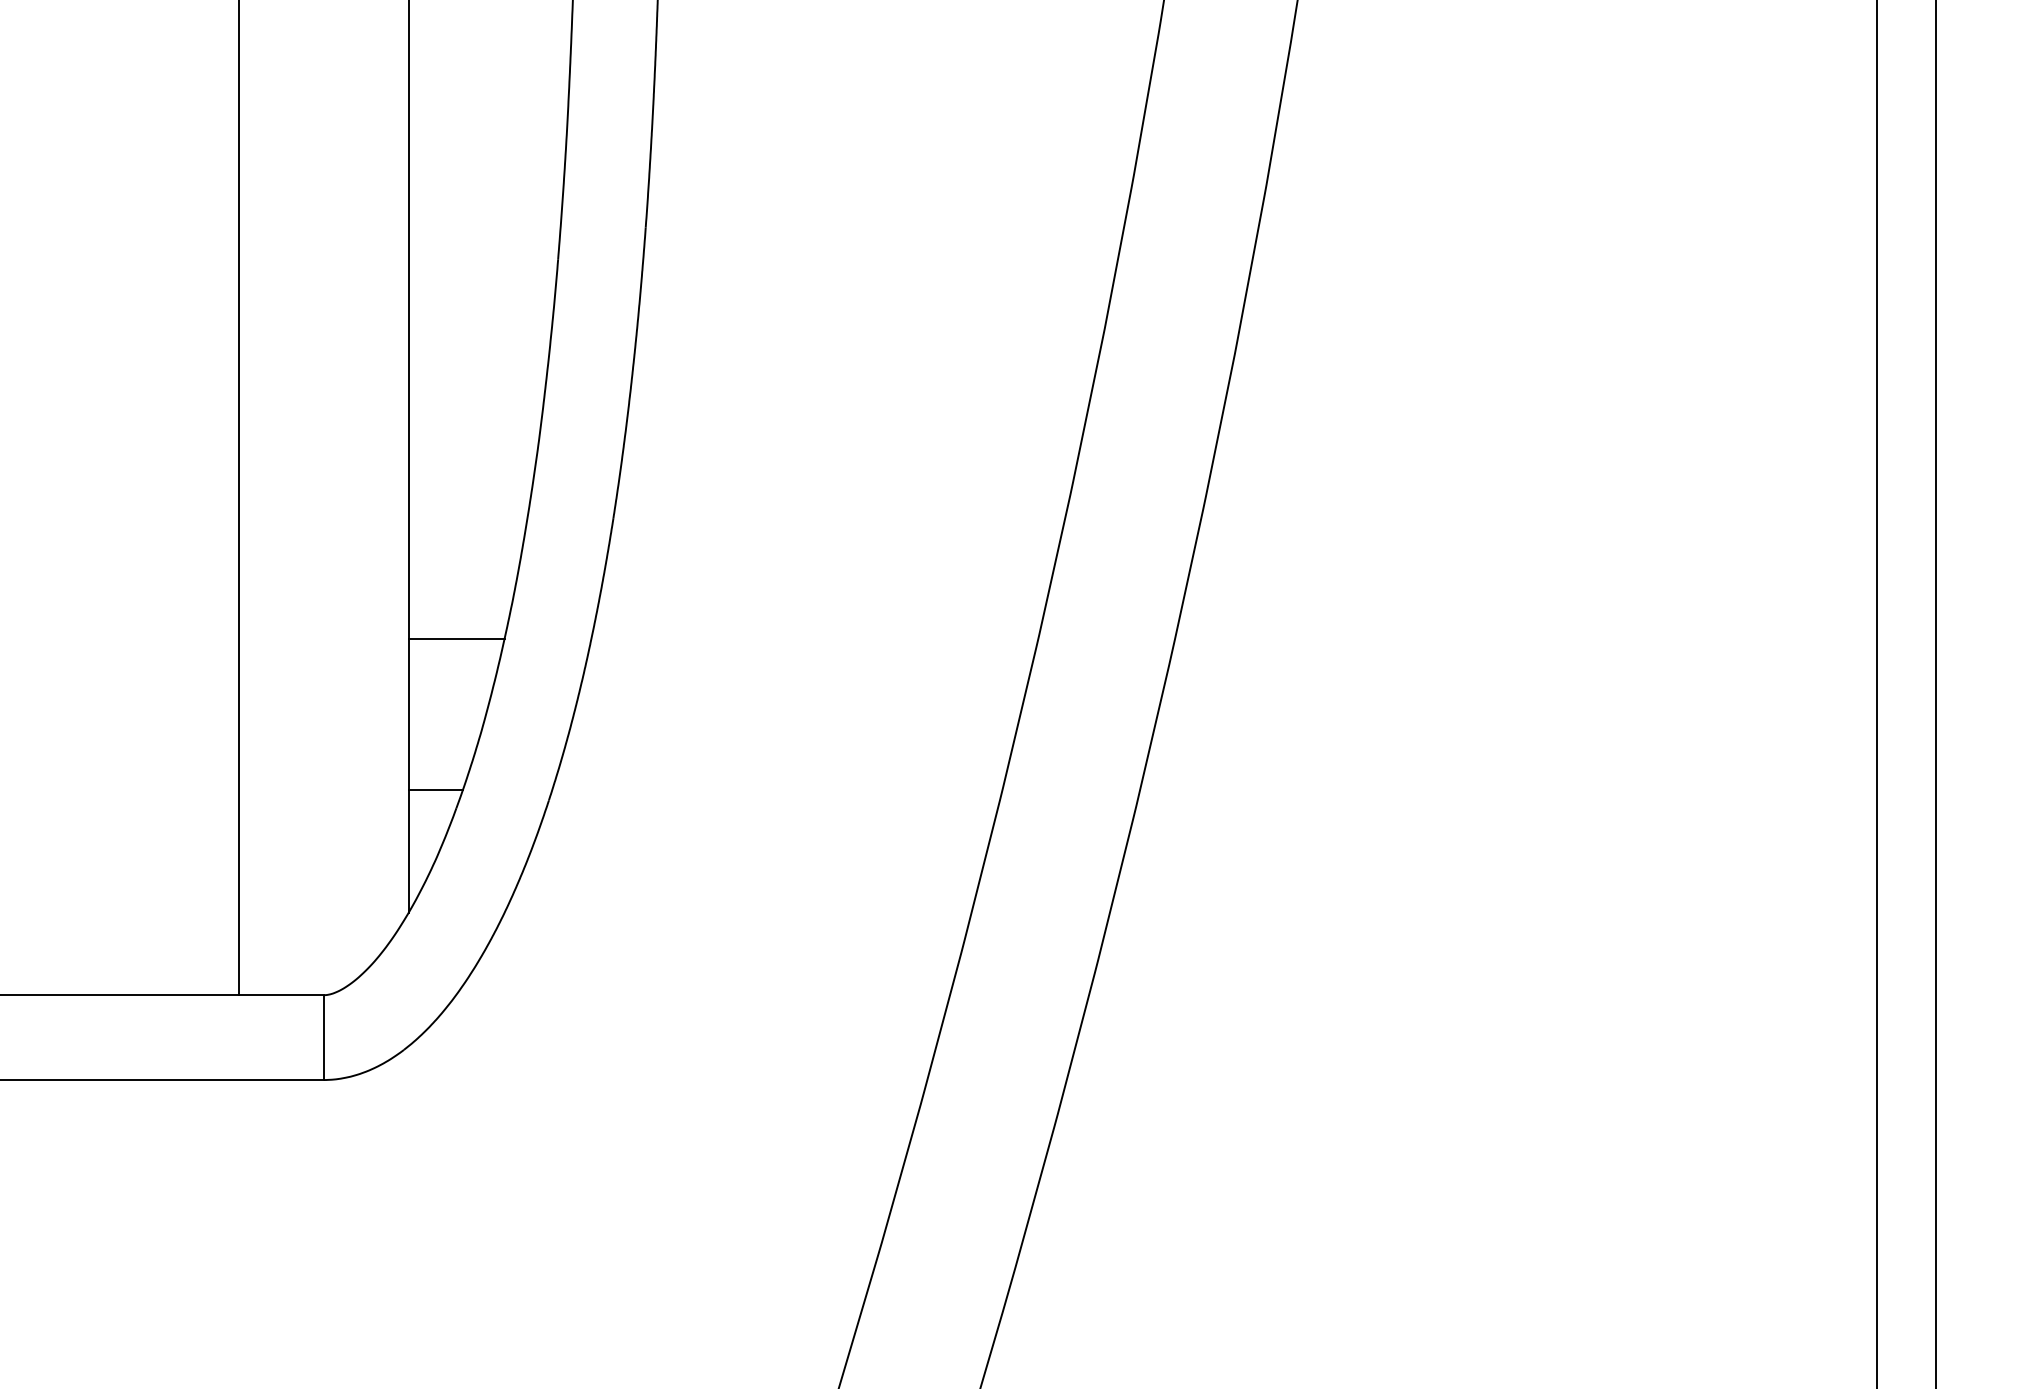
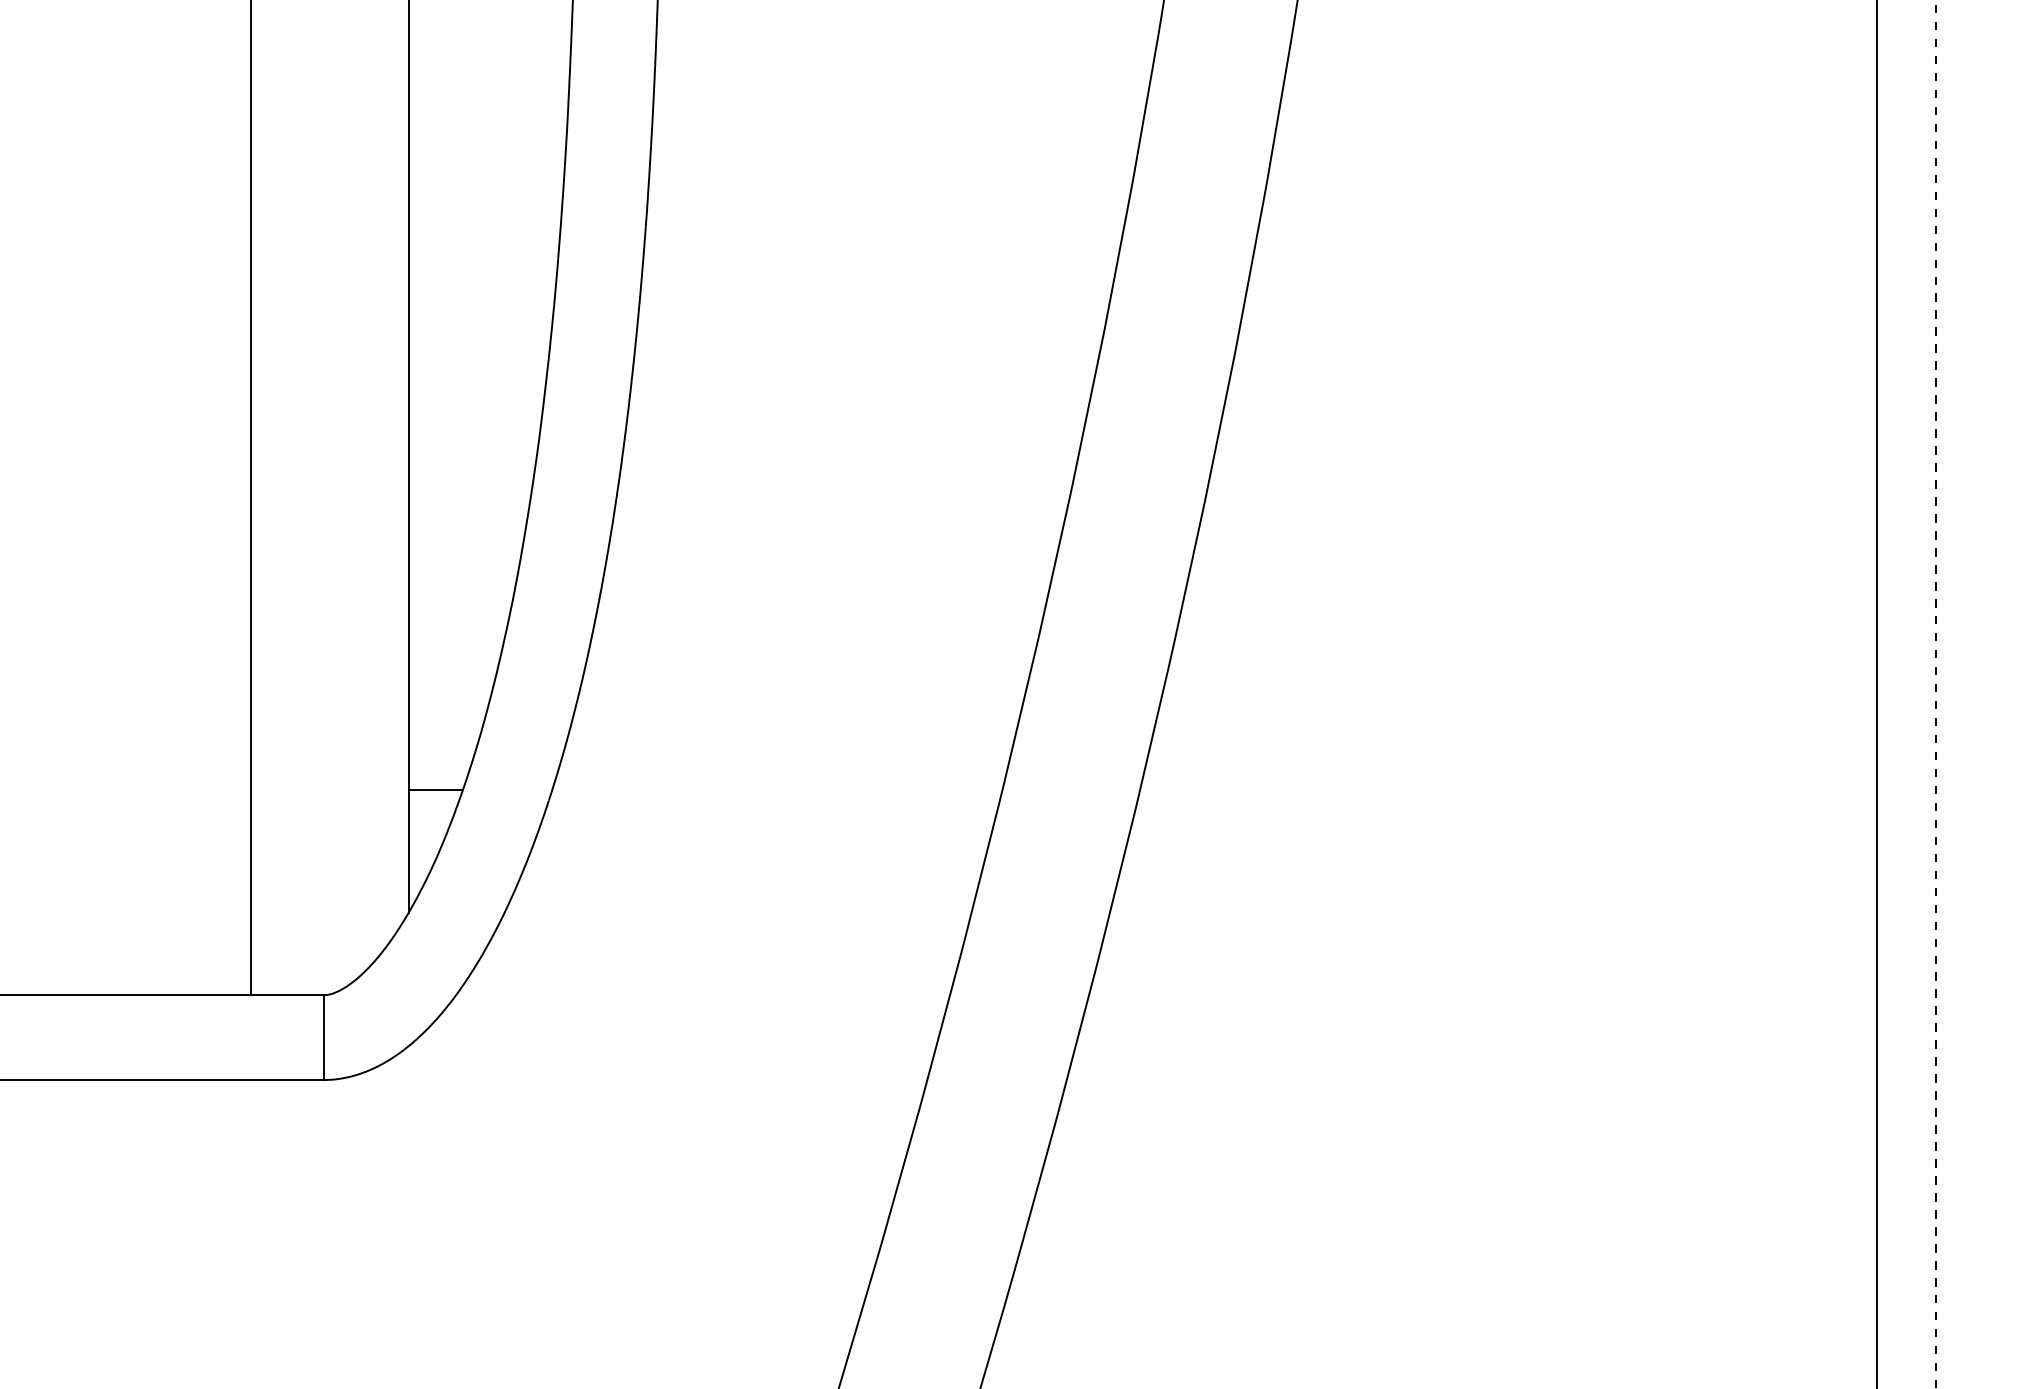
line position: (238, 498) -> (250, 498) (250, 498)
line: present -> none (456, 639)
line: solid -> dashed (1936, 694)
